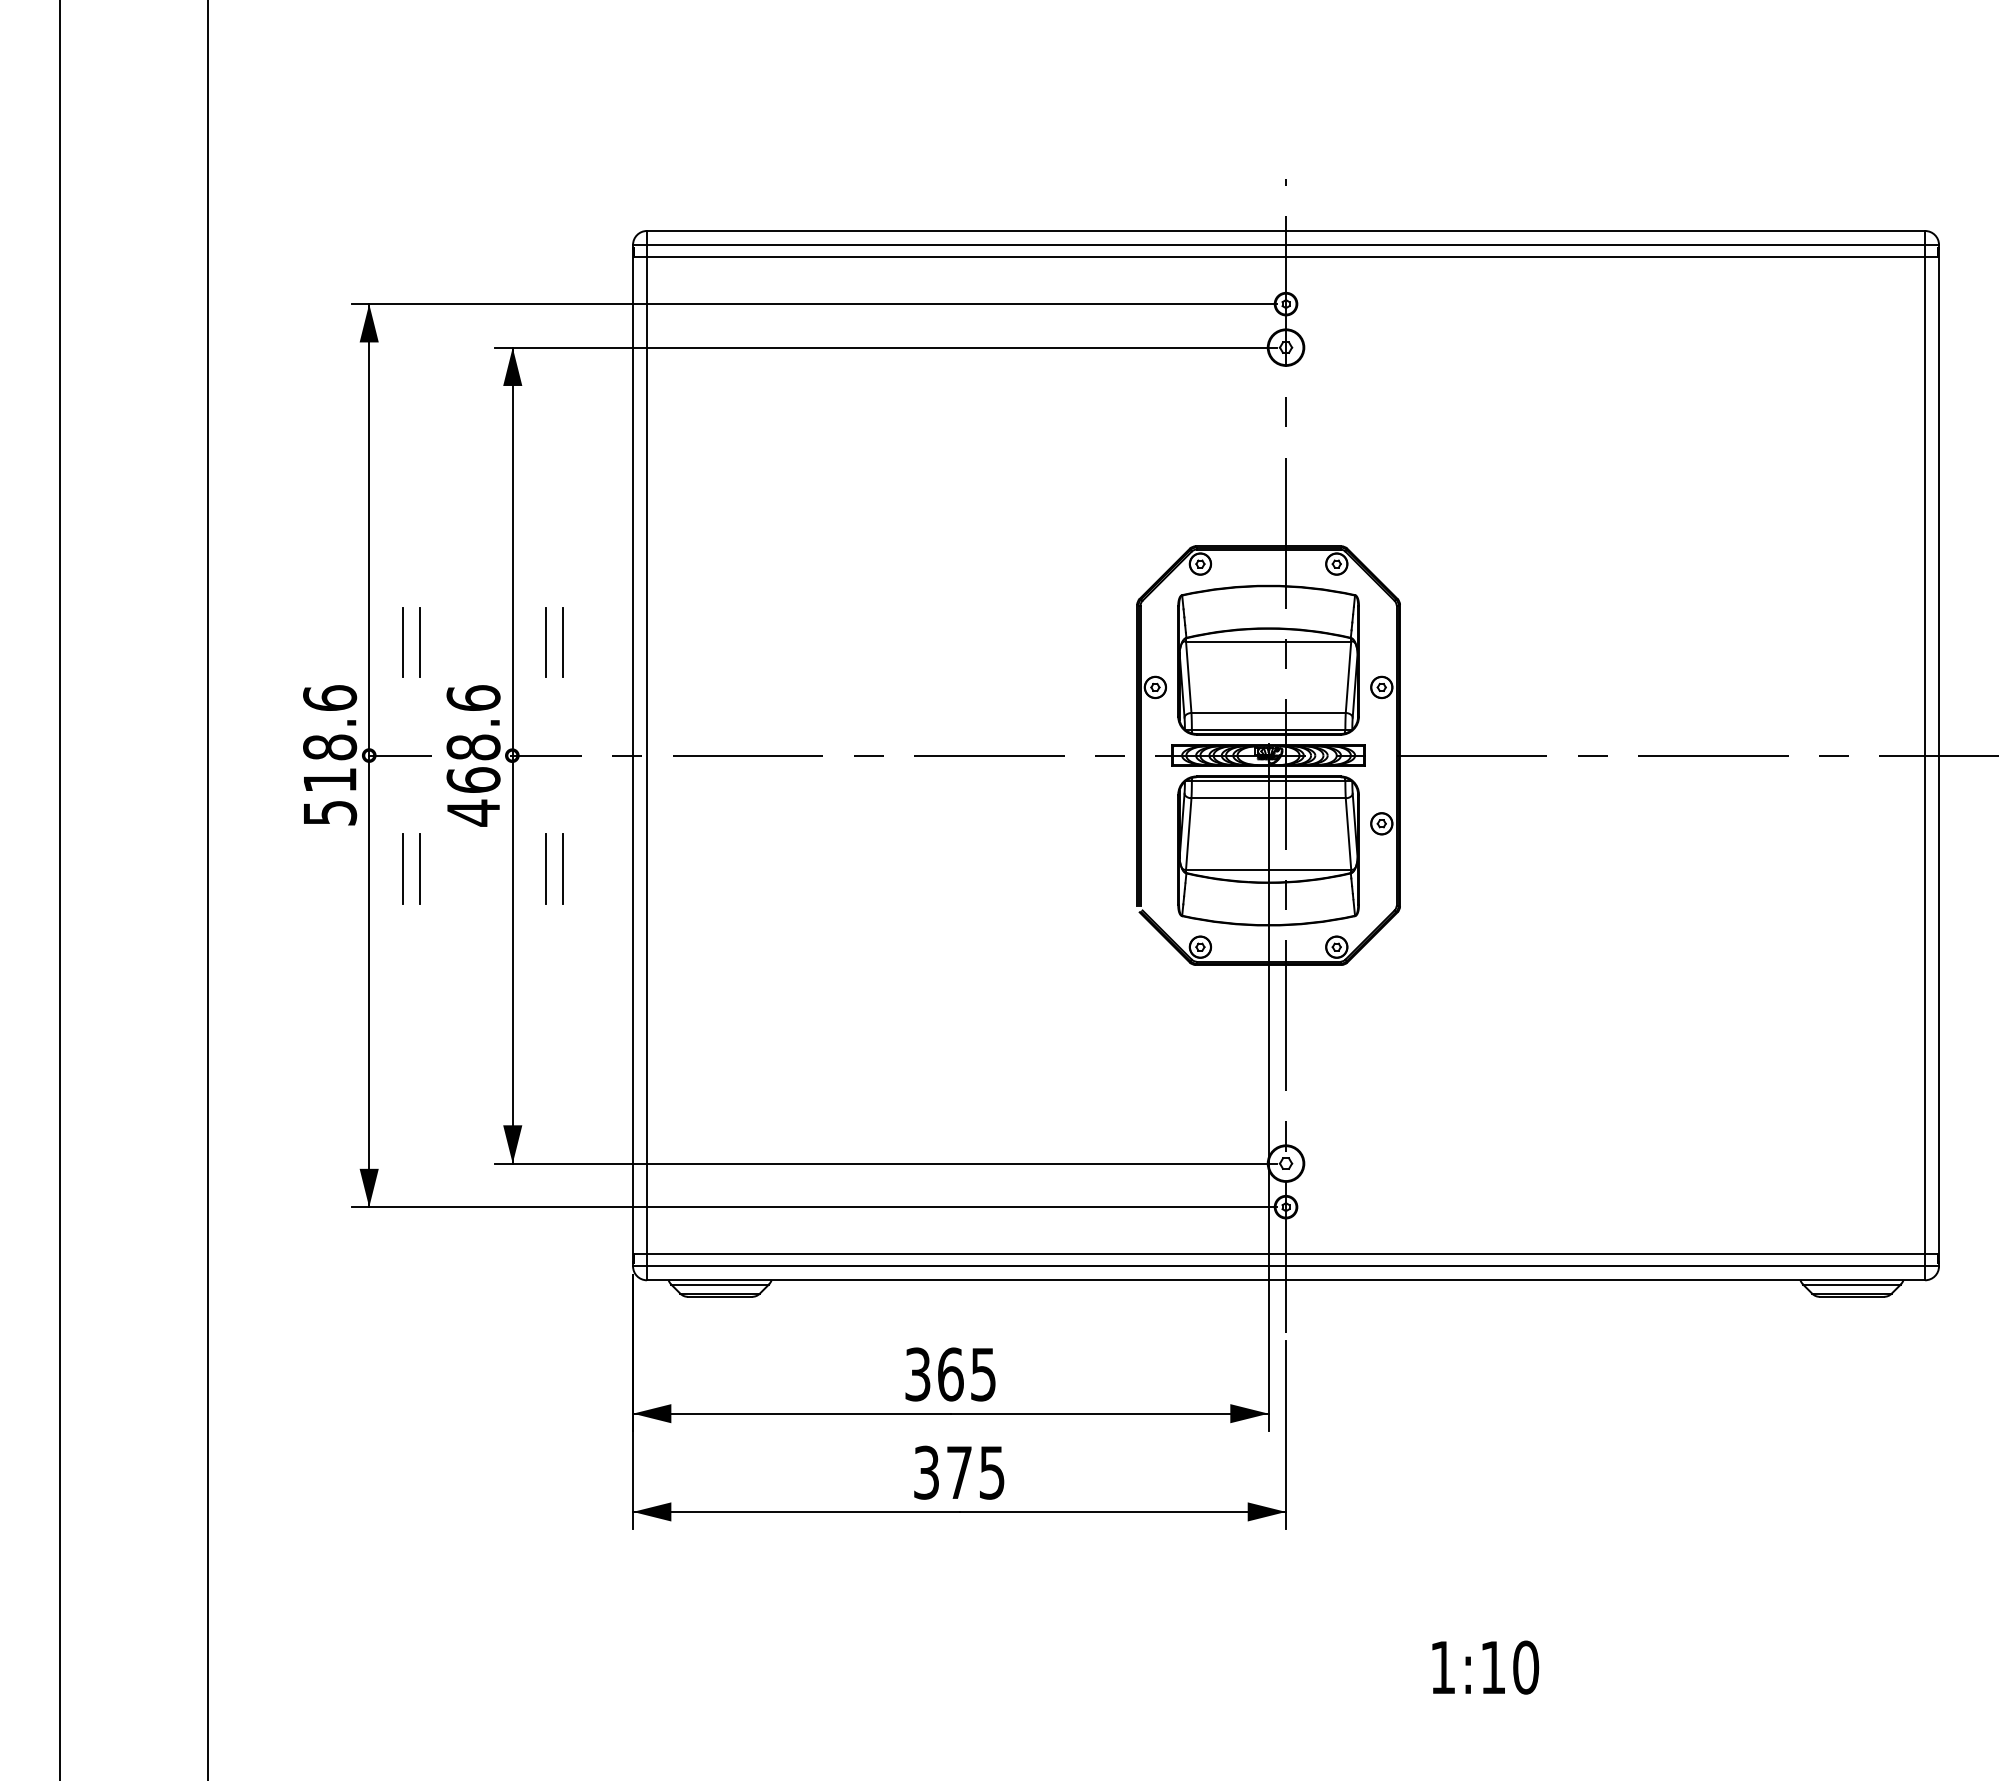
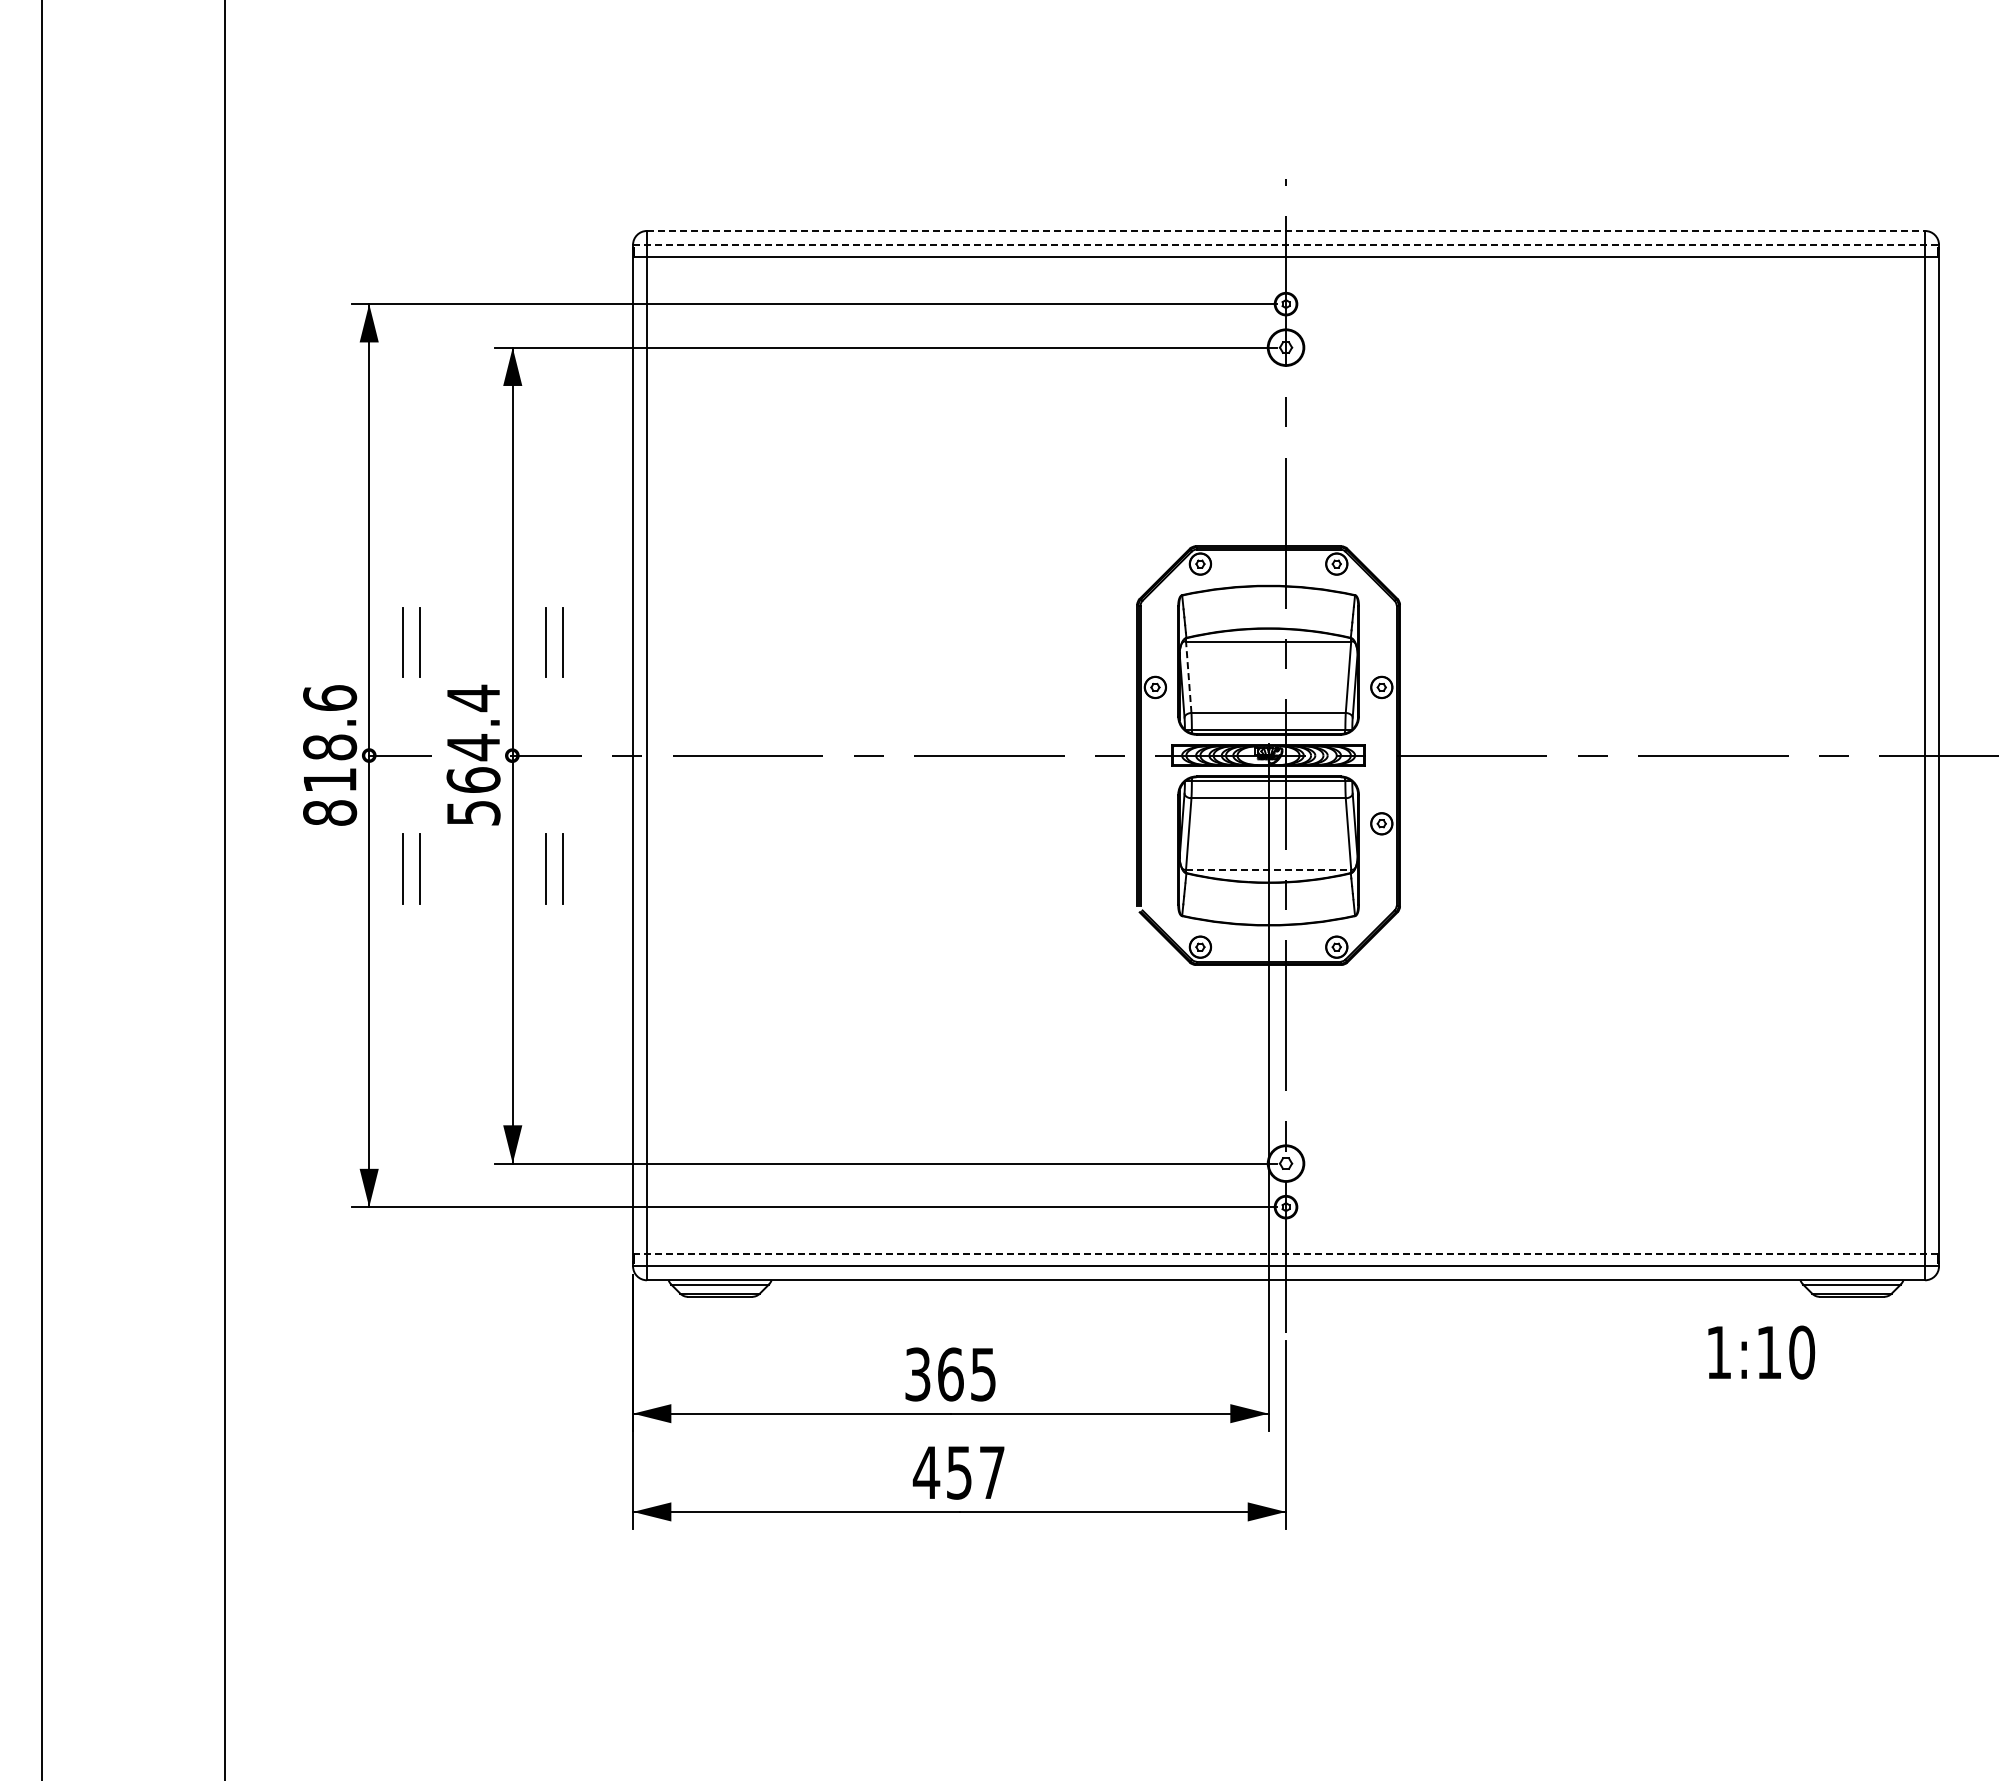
line: solid -> dashed (1286, 230)
line: solid -> dashed (1286, 244)
line: solid -> dashed (1188, 677)
text: 468.6 -> 564.4 (473, 755)
text: 518.6 -> 818.6 (330, 812)
line: solid -> dashed (1268, 869)
line position: (59, 889) -> (41, 889) (41, 889)
line position: (208, 889) -> (225, 889) (225, 889)
line: solid -> dashed (1285, 1254)
text: 375 -> 457 (958, 1472)
text position: (1485, 1667) -> (1761, 1352) (1761, 1352)
